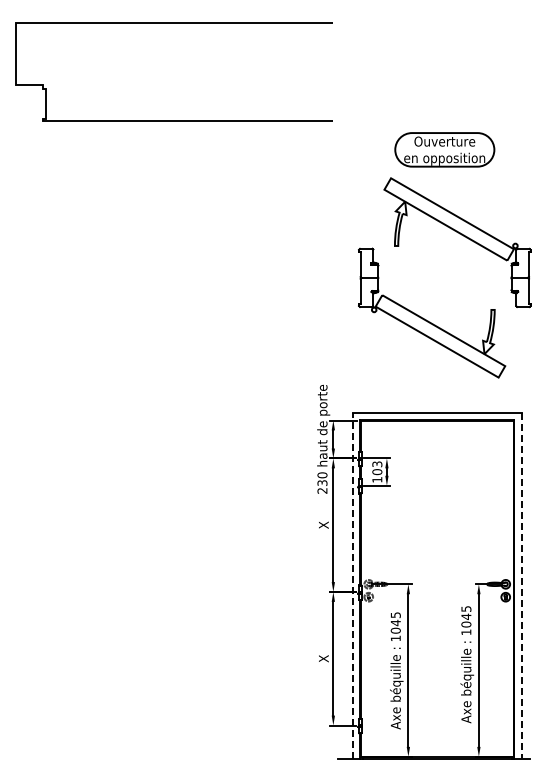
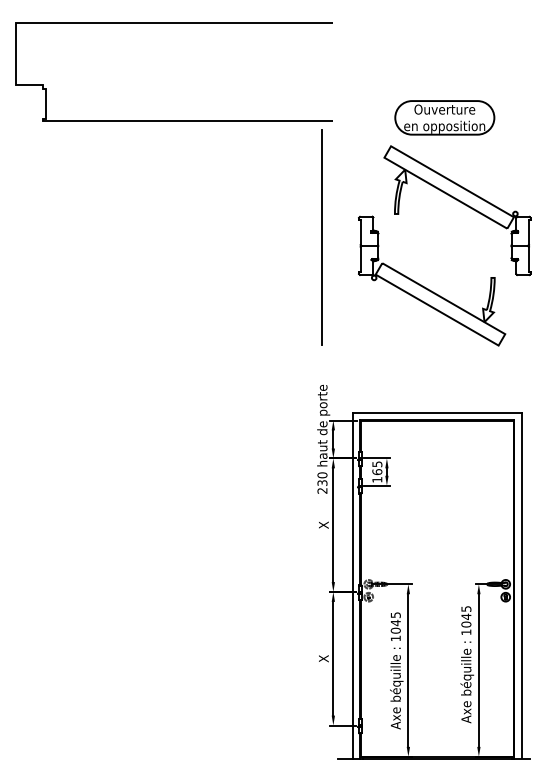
part position: (459, 234) -> (459, 202) (459, 202)
line: none -> present (321, 237)
text: 103 -> 165 (376, 467)
line: dashed -> solid (353, 585)
line: dashed -> solid (521, 585)
